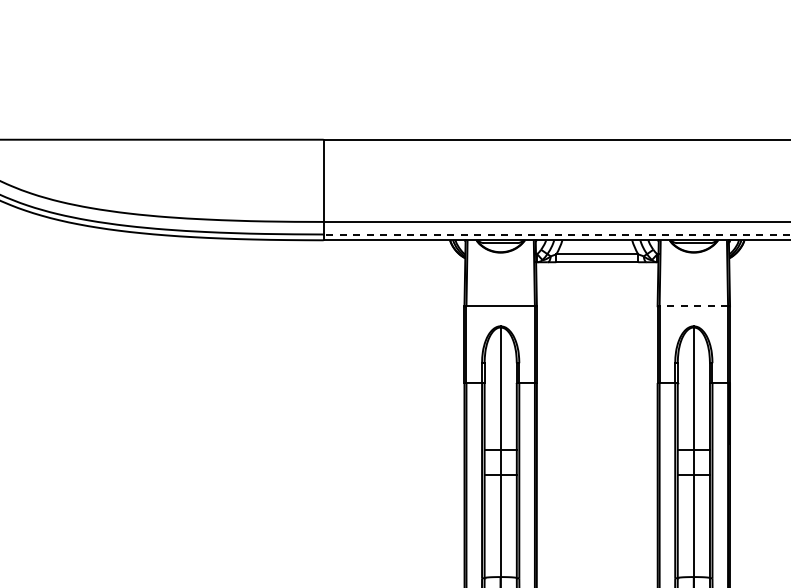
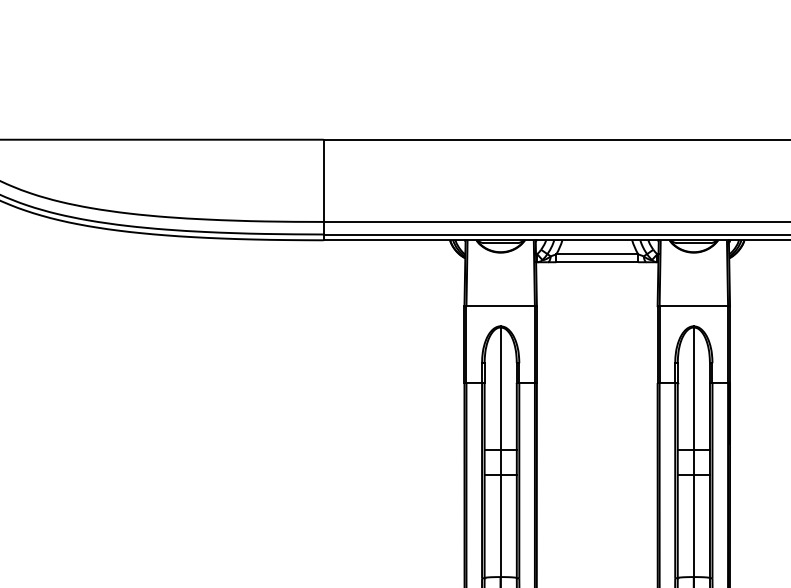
line: dashed -> solid (556, 234)
line: dashed -> solid (693, 306)
